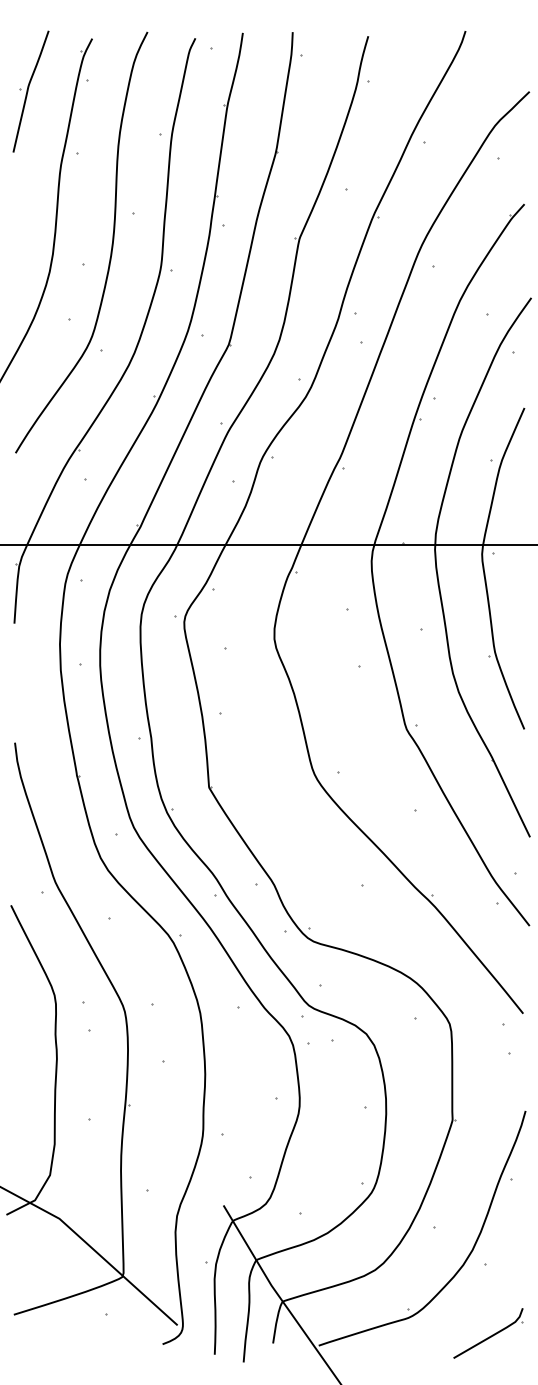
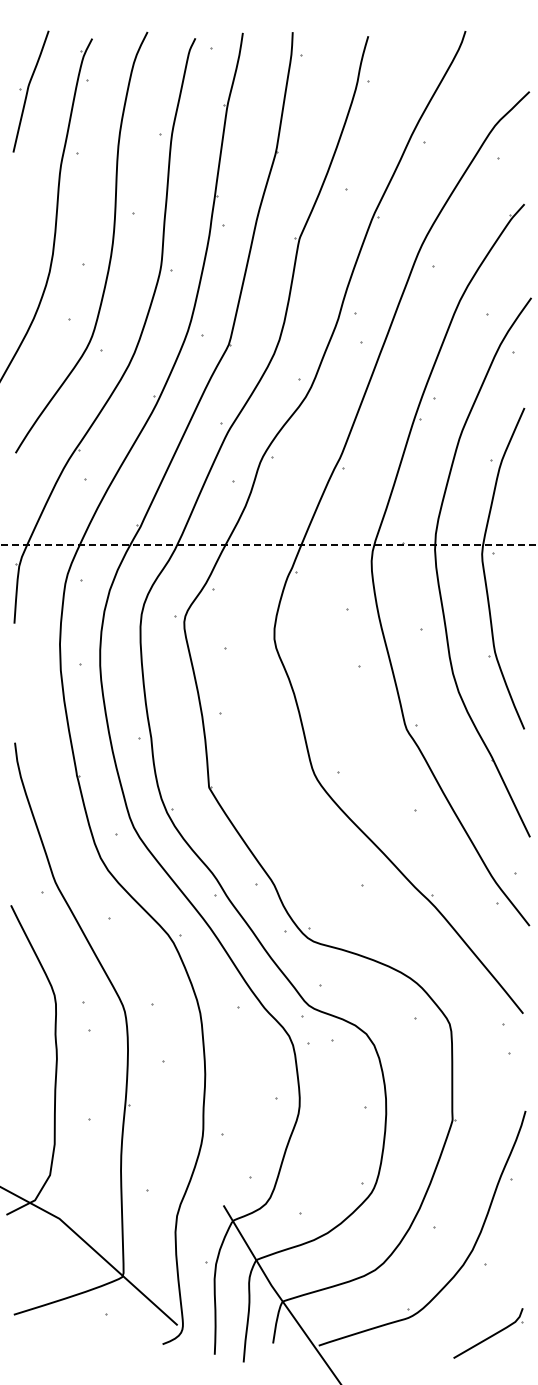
line: solid -> dashed (267, 544)
